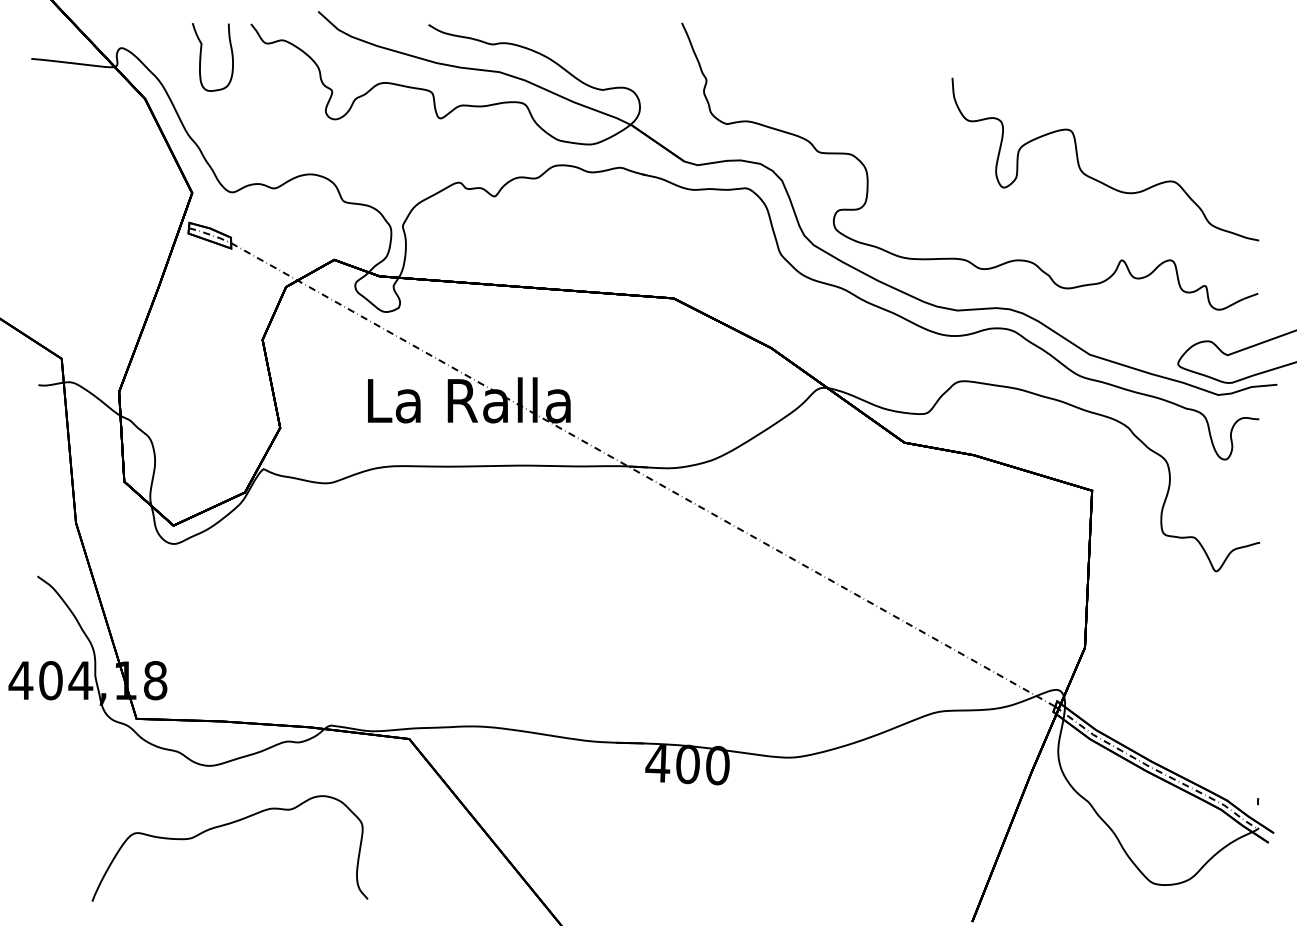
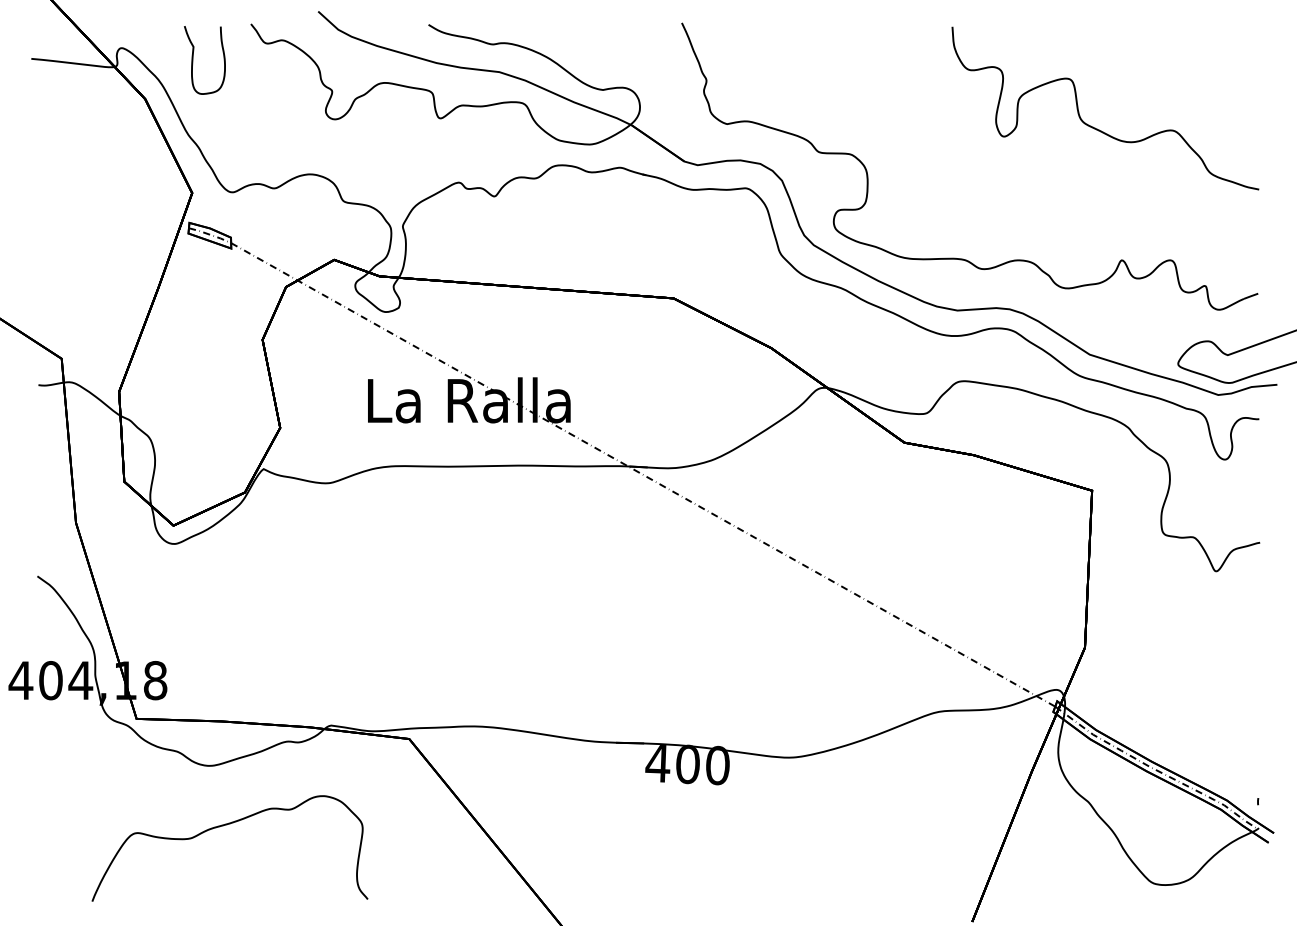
curve position: (201, 57) -> (193, 60) (193, 60)
curve position: (1095, 178) -> (1095, 127) (1095, 127)
